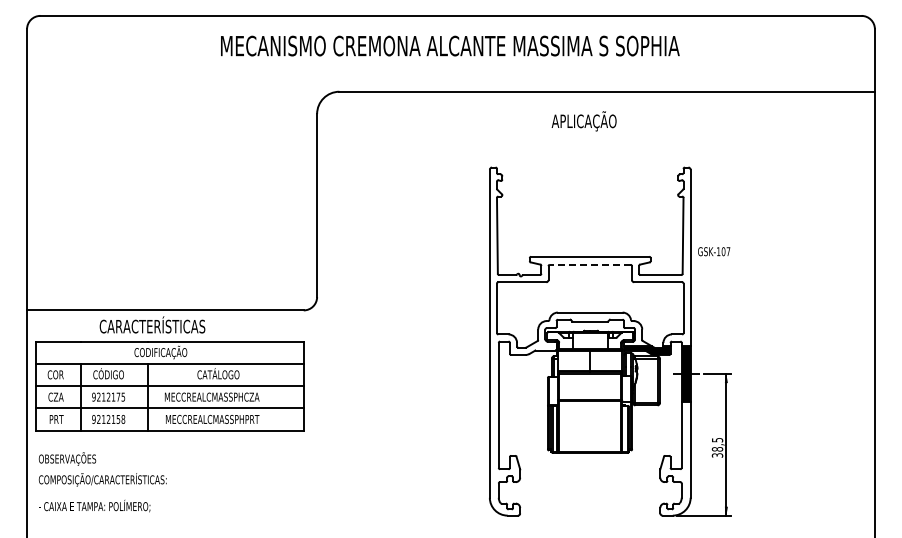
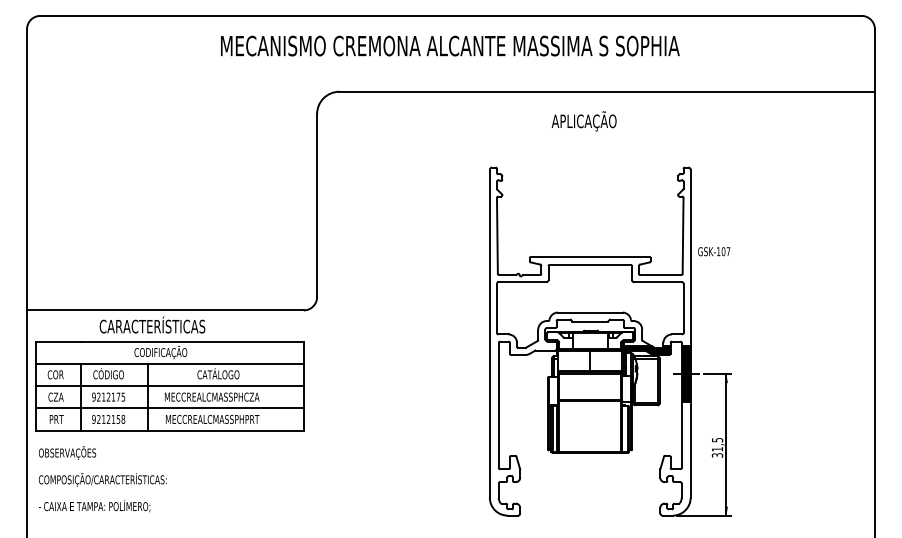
line: dashed -> solid (589, 264)
text: 38,5 -> 31,5 (717, 449)
text position: (67, 458) -> (67, 452) (67, 452)
